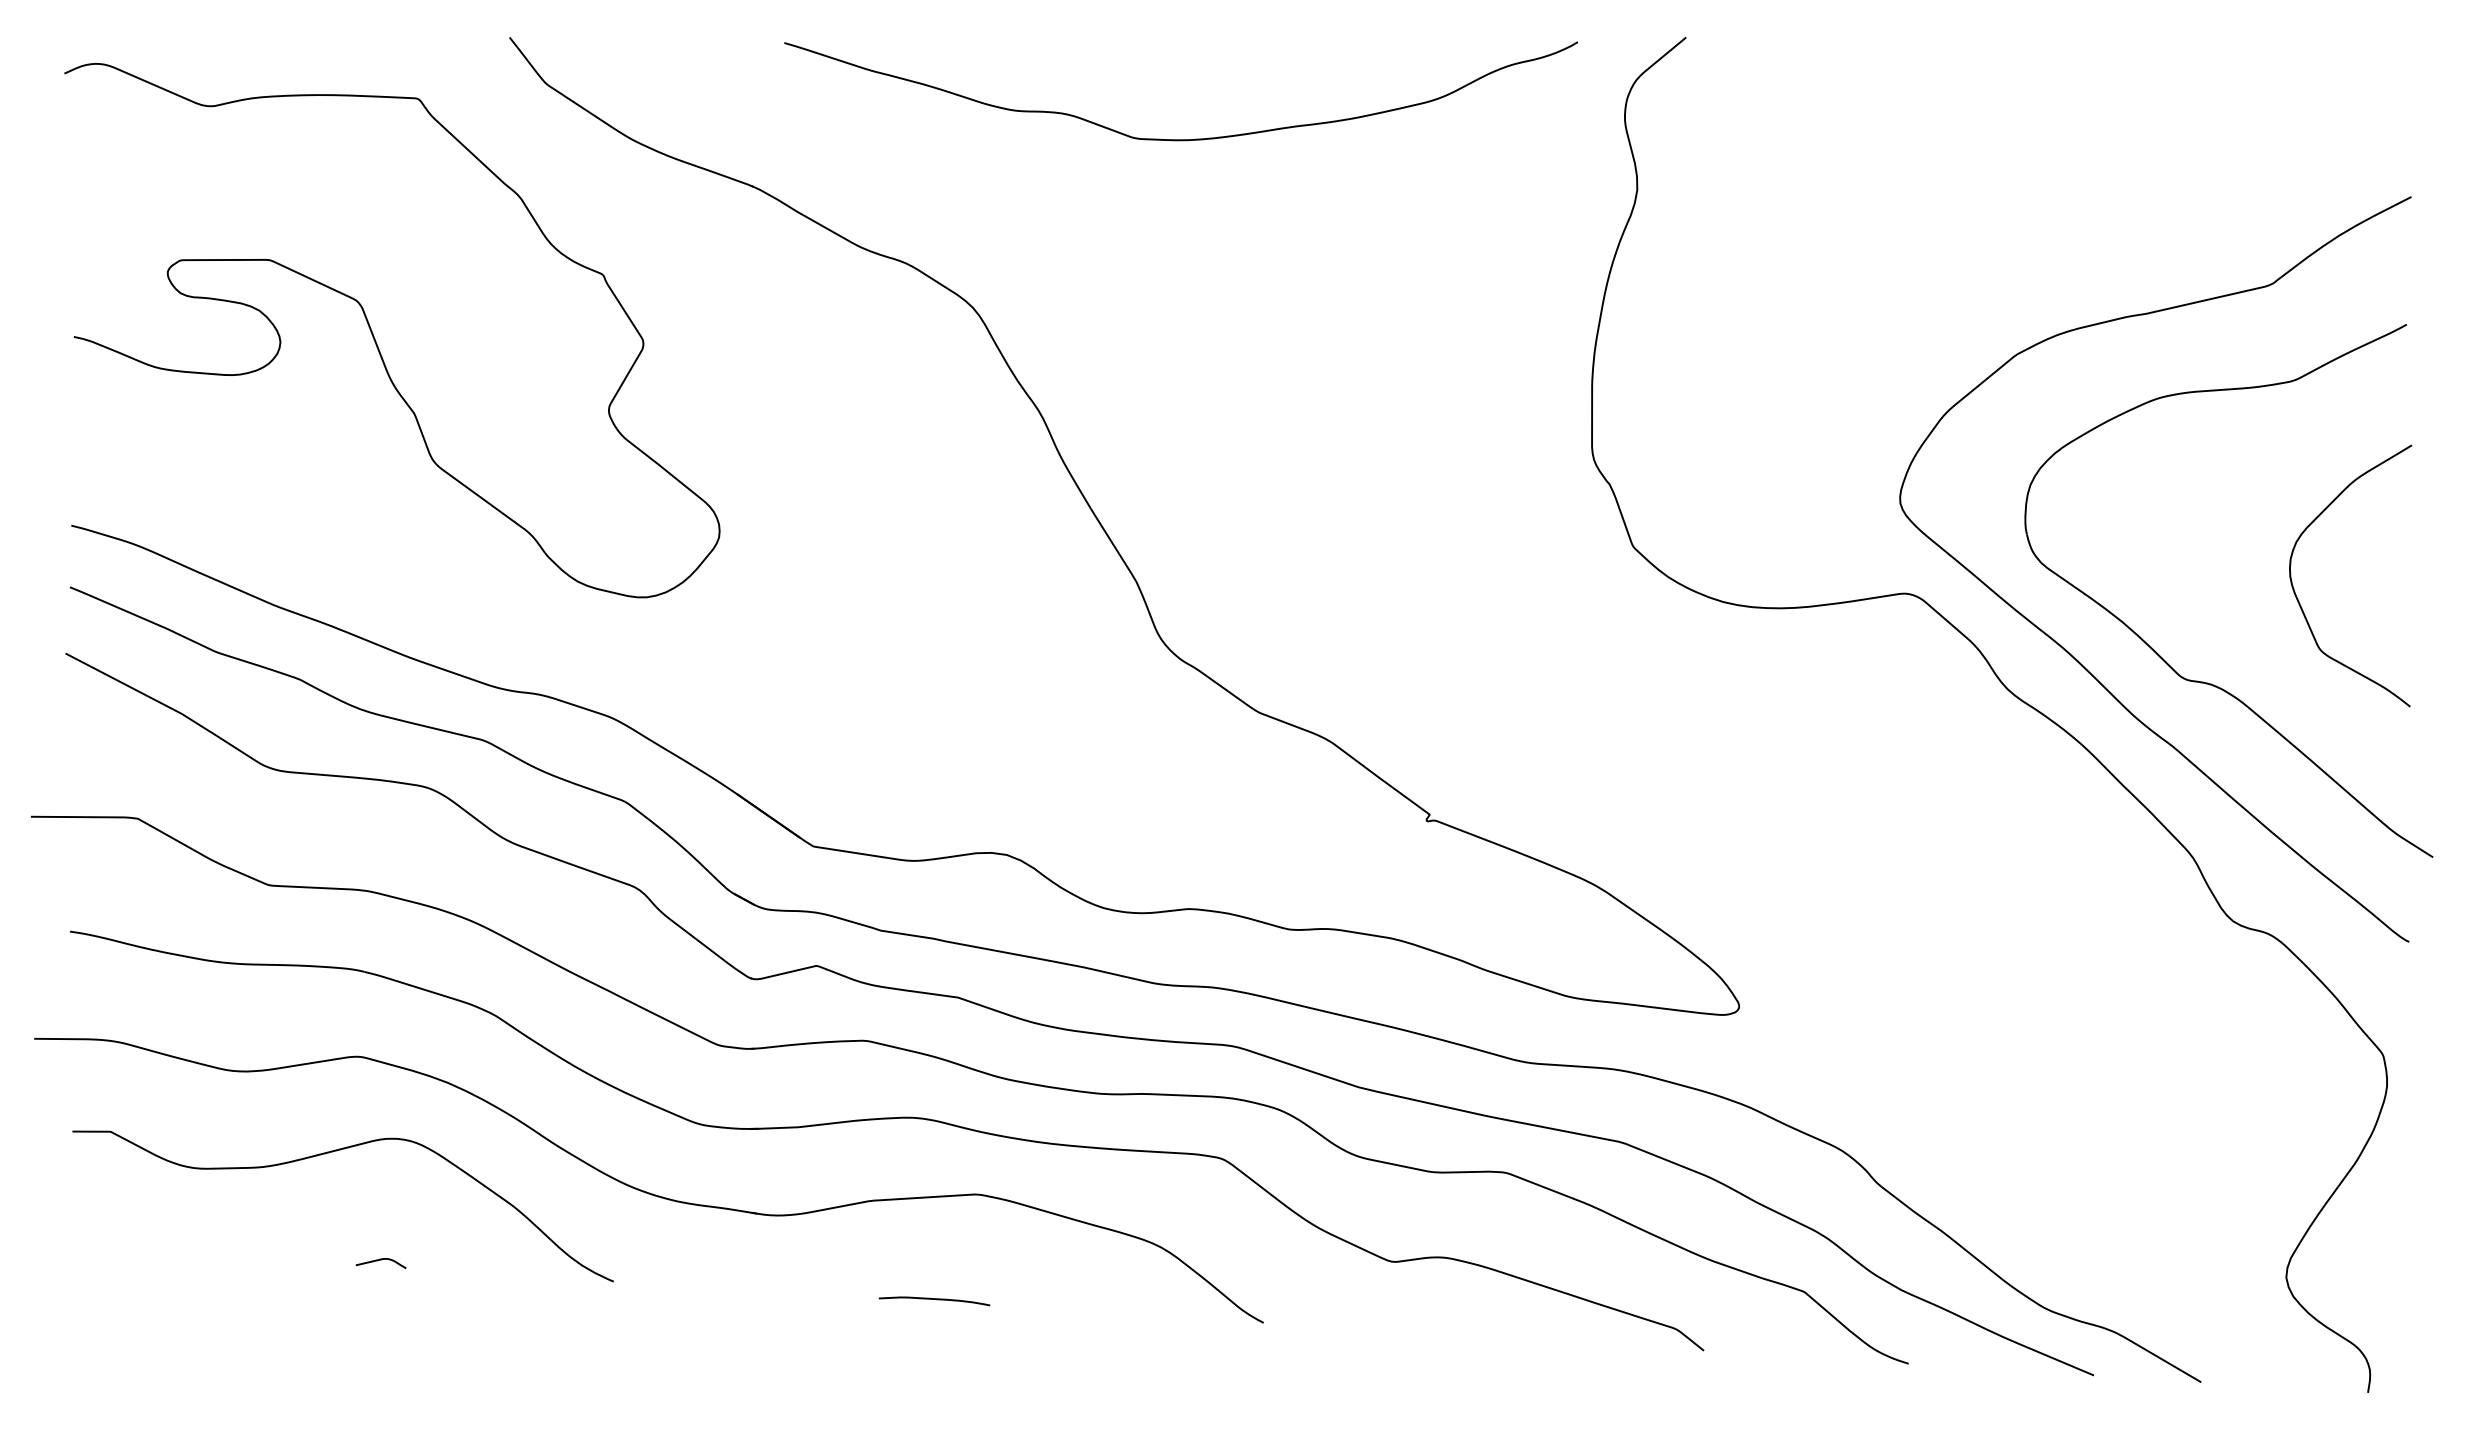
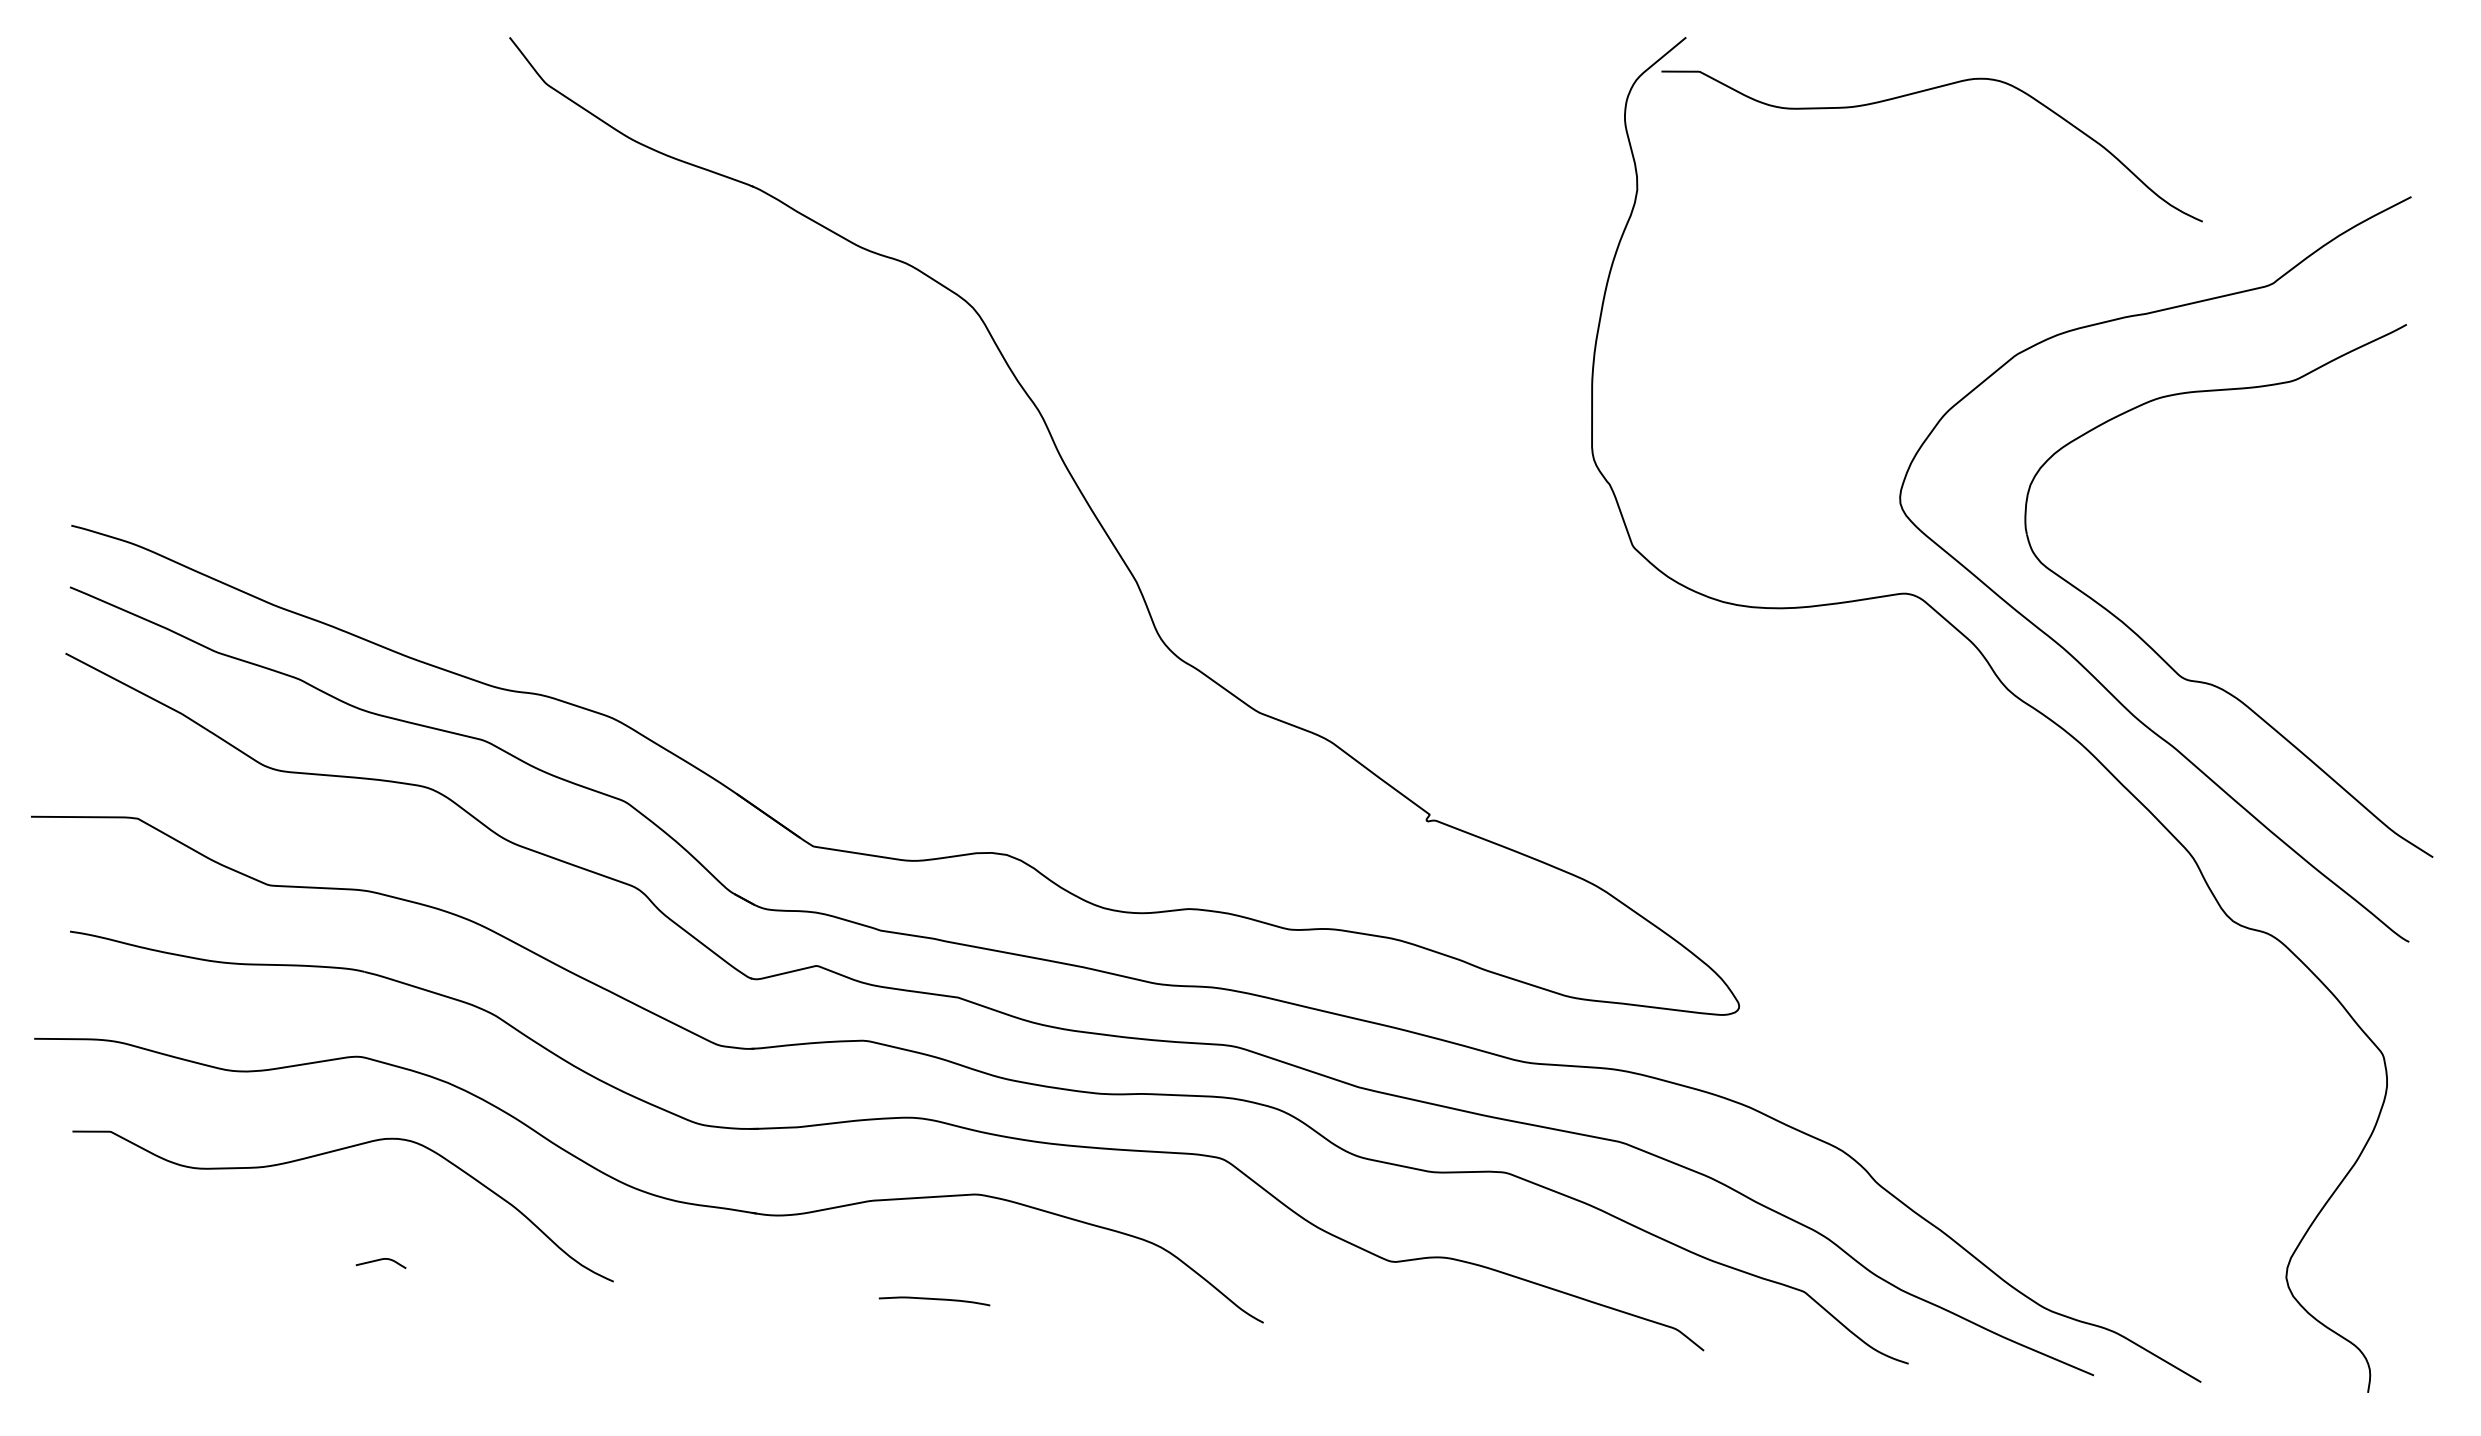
curve: none -> present (1918, 93)
curve: present -> none (1181, 139)
curve: present -> none (375, 338)
curve: present -> none (2297, 596)
